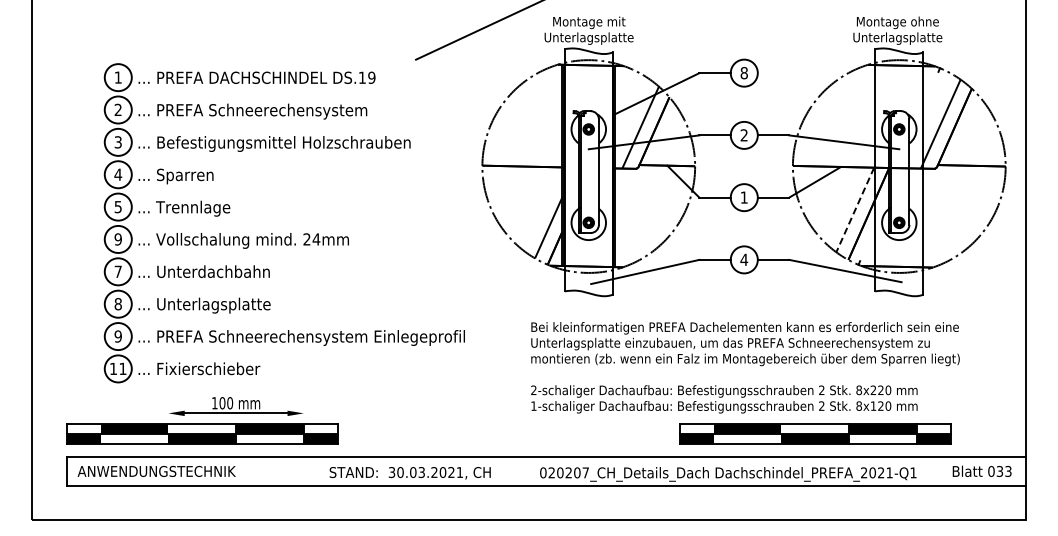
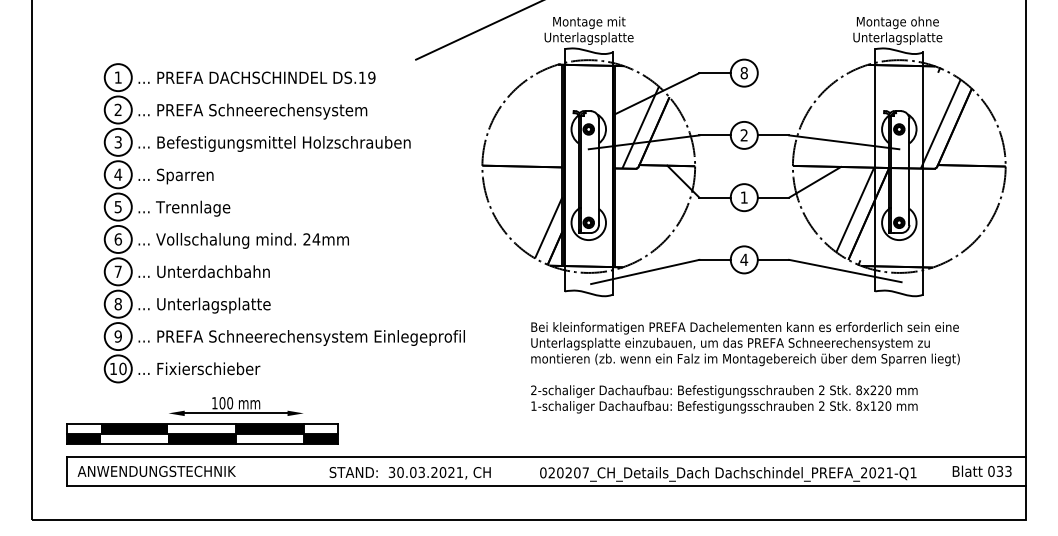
line: dashed -> solid (855, 210)
text: 9 -> 6 (118, 239)
text: 11 -> 10 (122, 368)
part: present -> none (815, 433)
